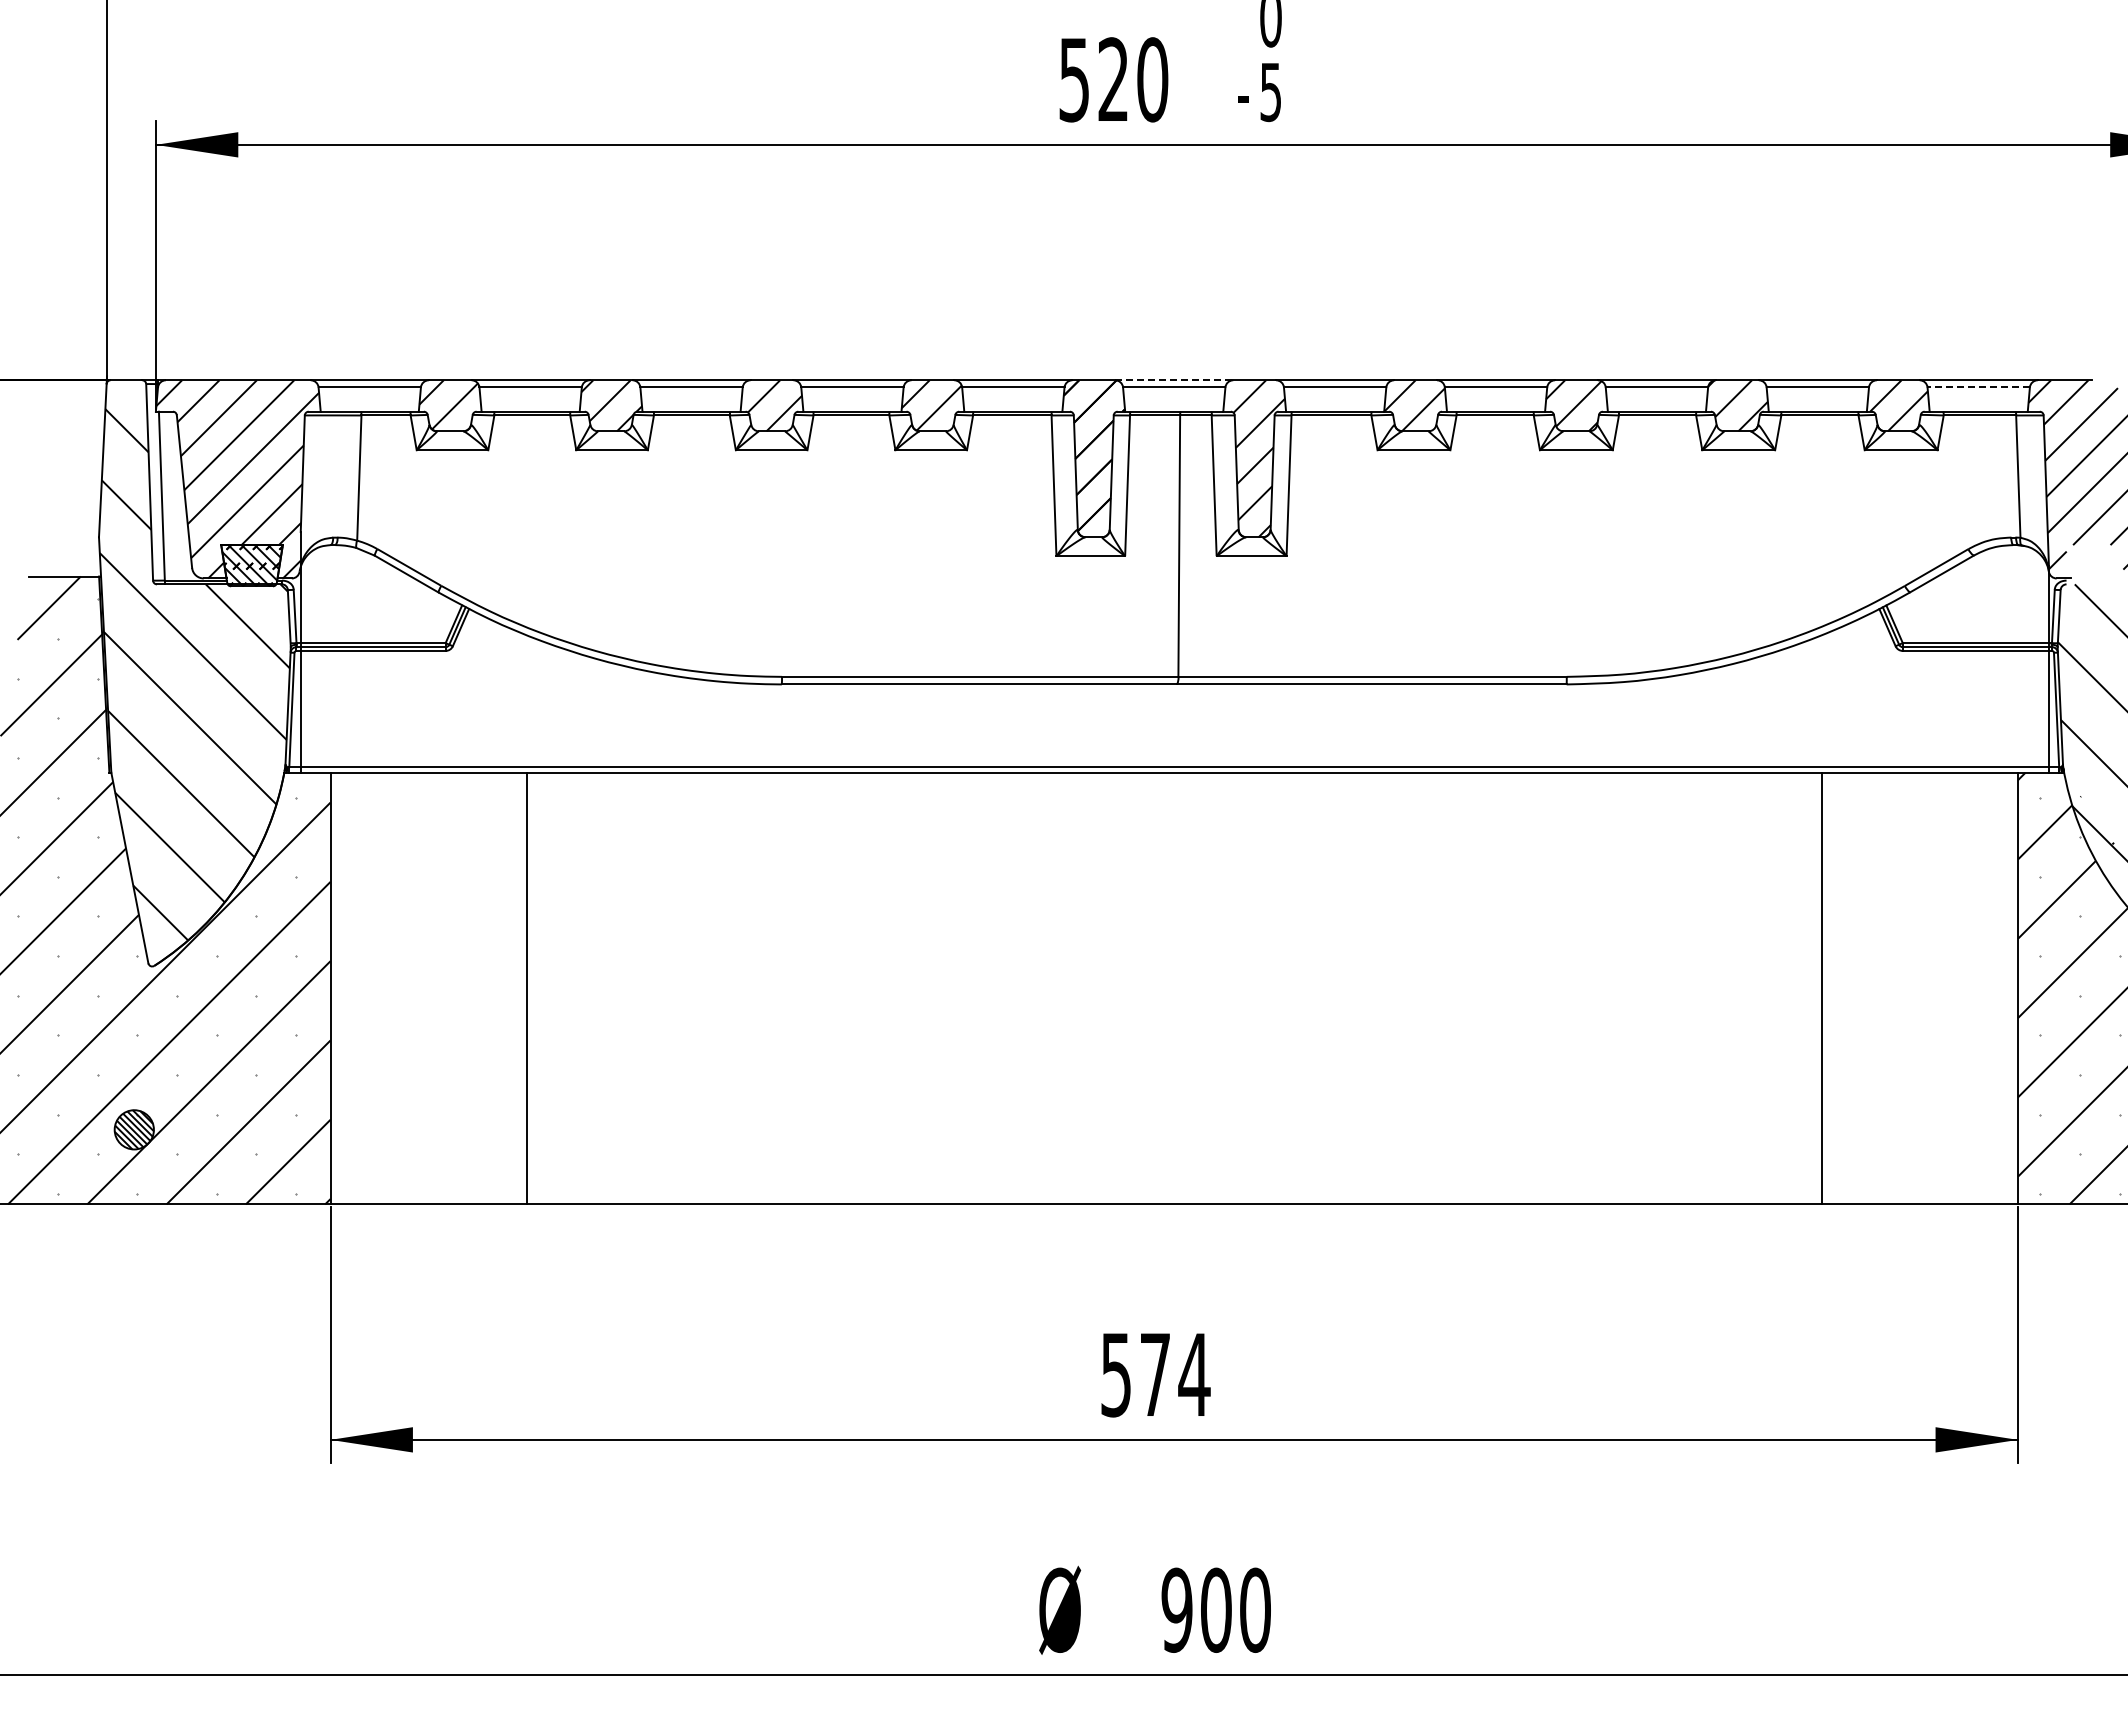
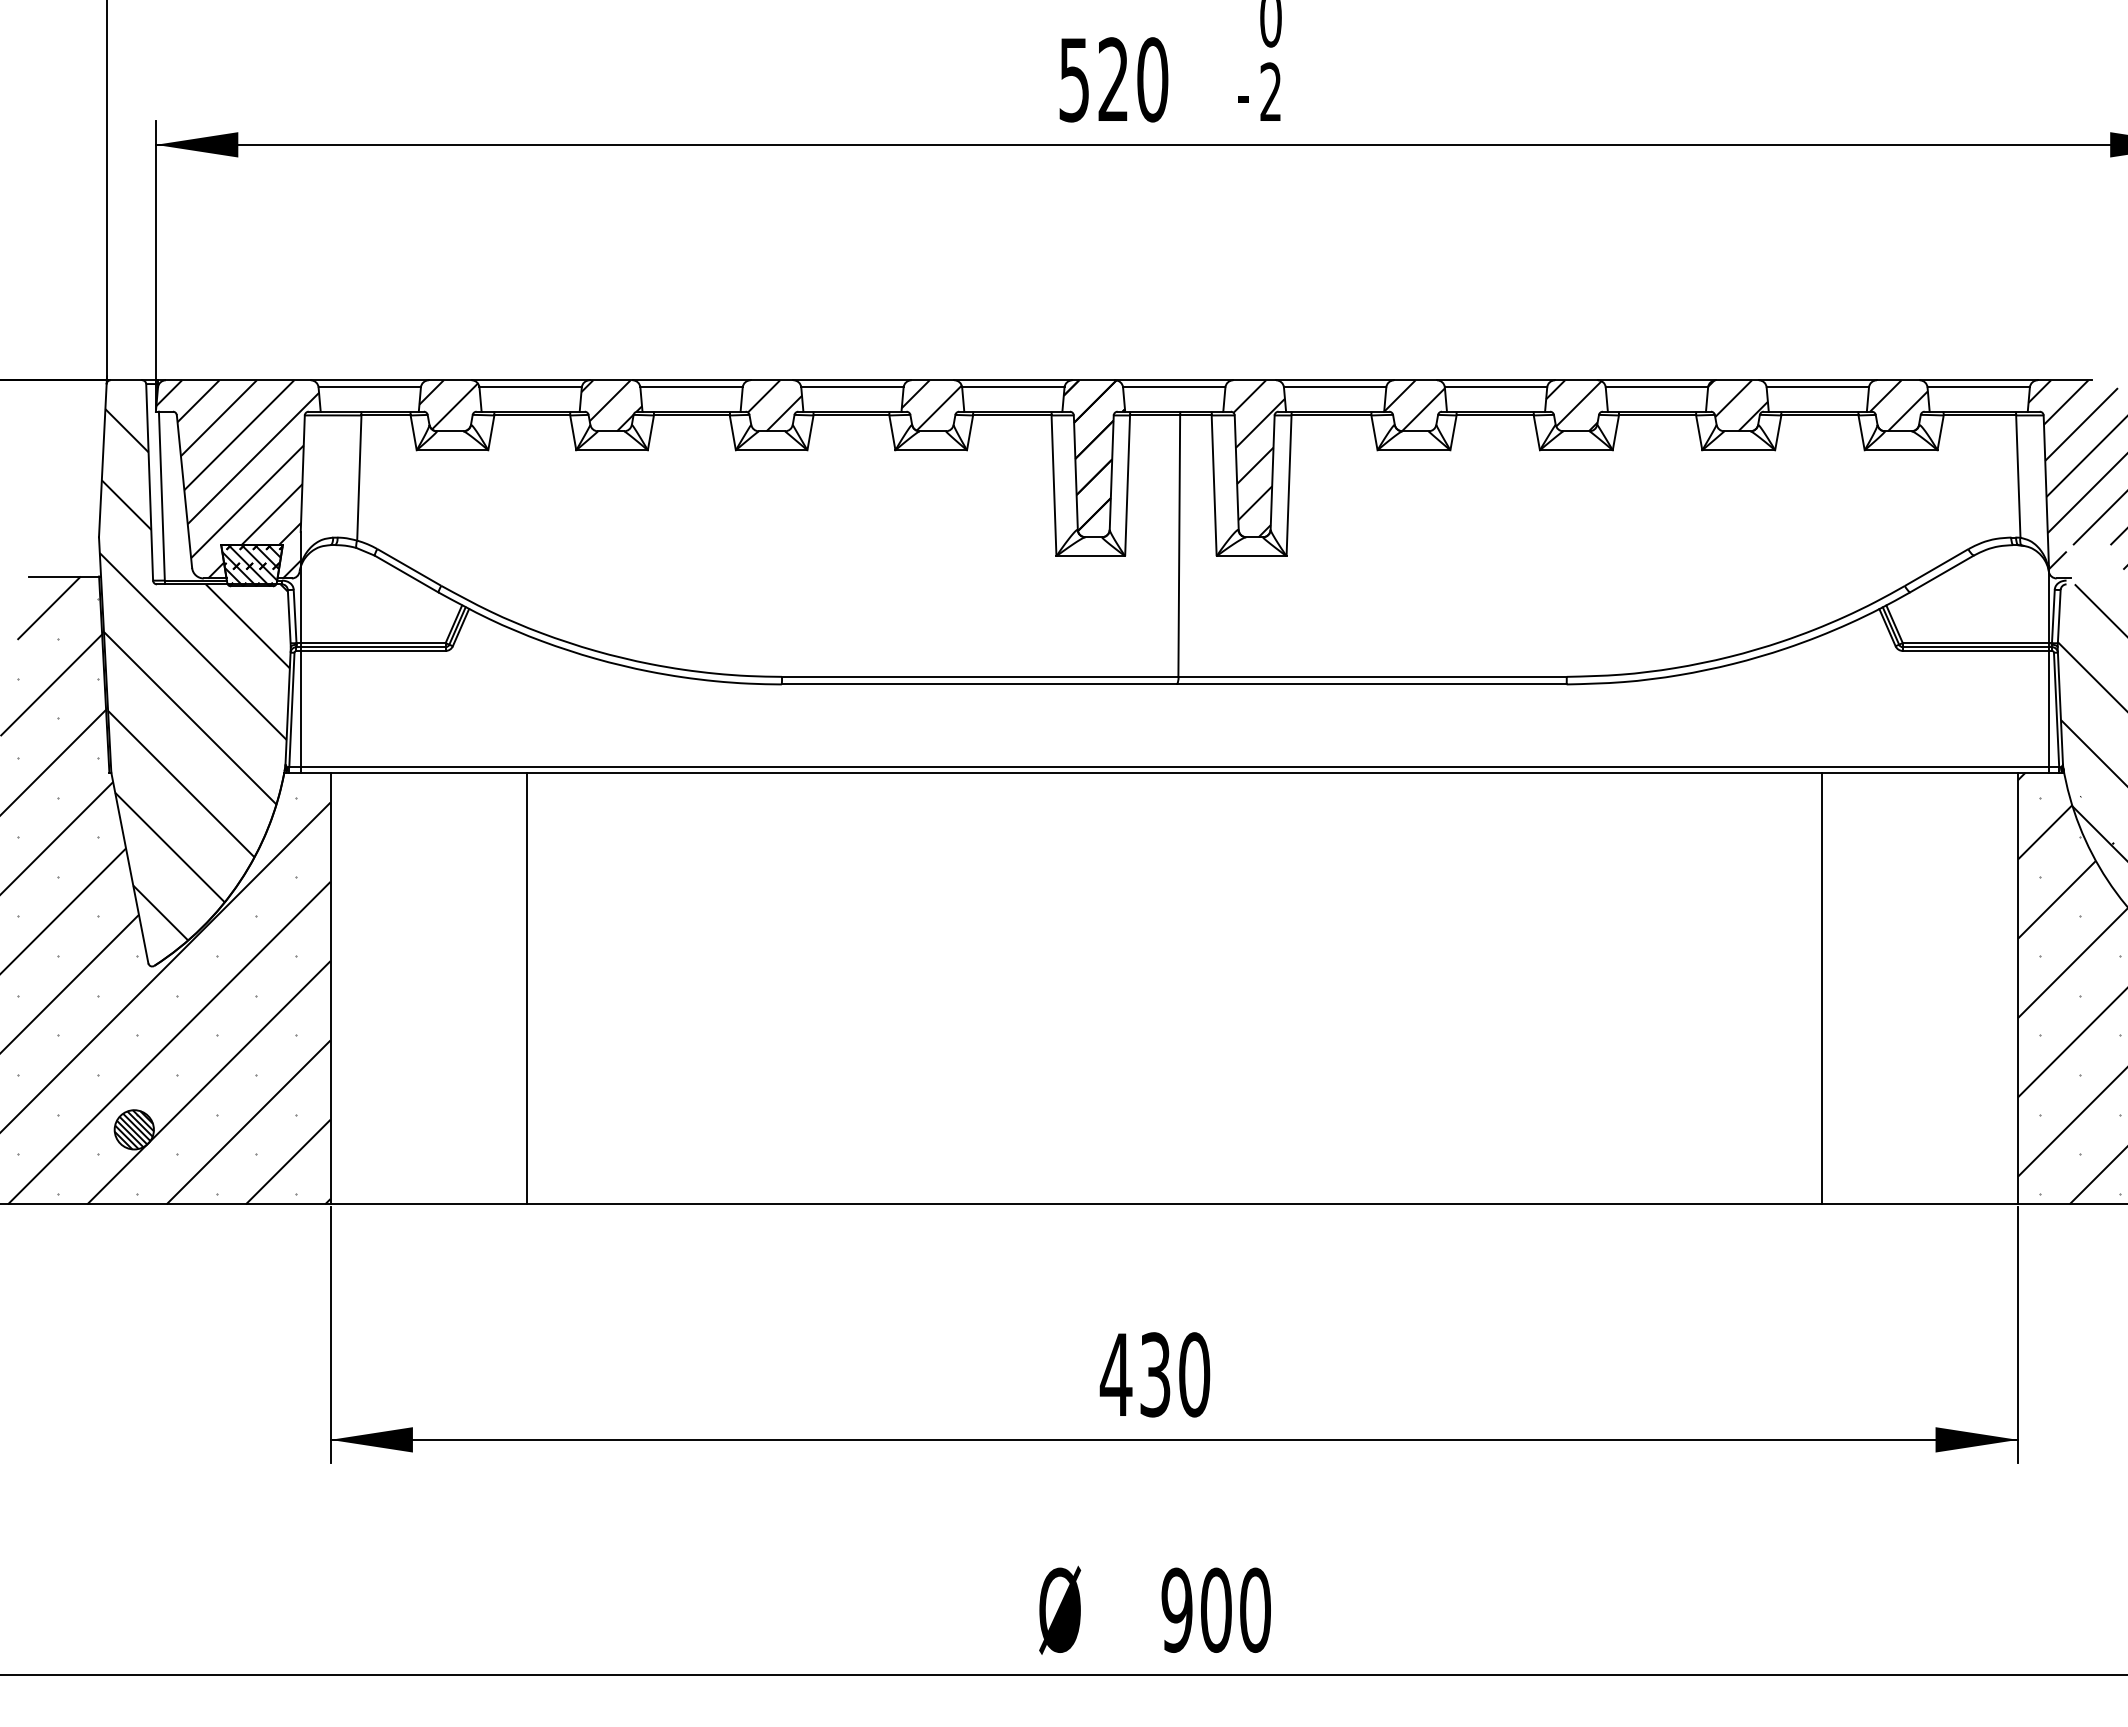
text: 5 -> 2 (1270, 92)
line: dashed -> solid (1174, 380)
line: dashed -> solid (1978, 387)
text: 574 -> 430 (1154, 1374)
